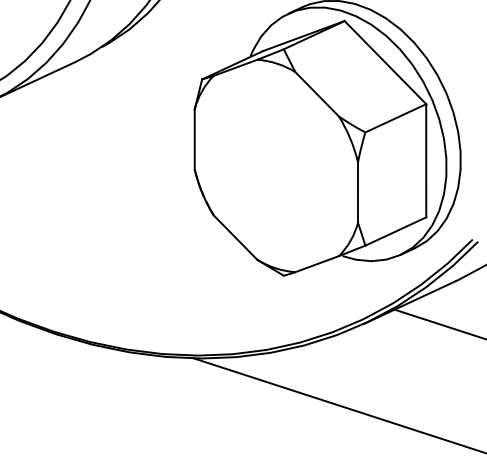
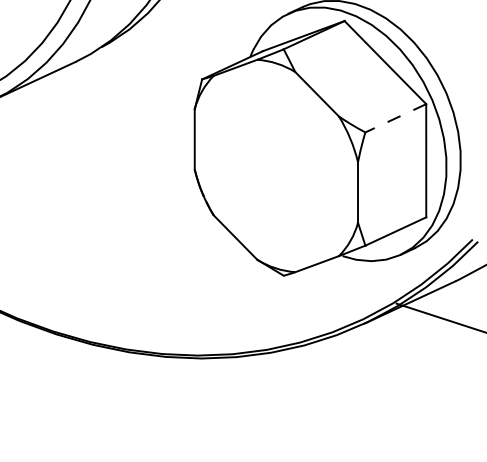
line: solid -> dashed (395, 118)
line position: (438, 323) -> (439, 317) (439, 317)
line: present -> none (338, 405)
